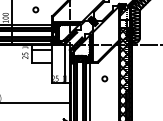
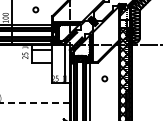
line: solid -> dashed (34, 102)
